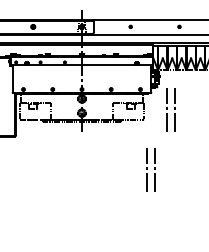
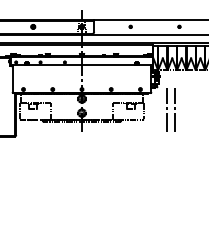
part: present -> none (150, 169)
